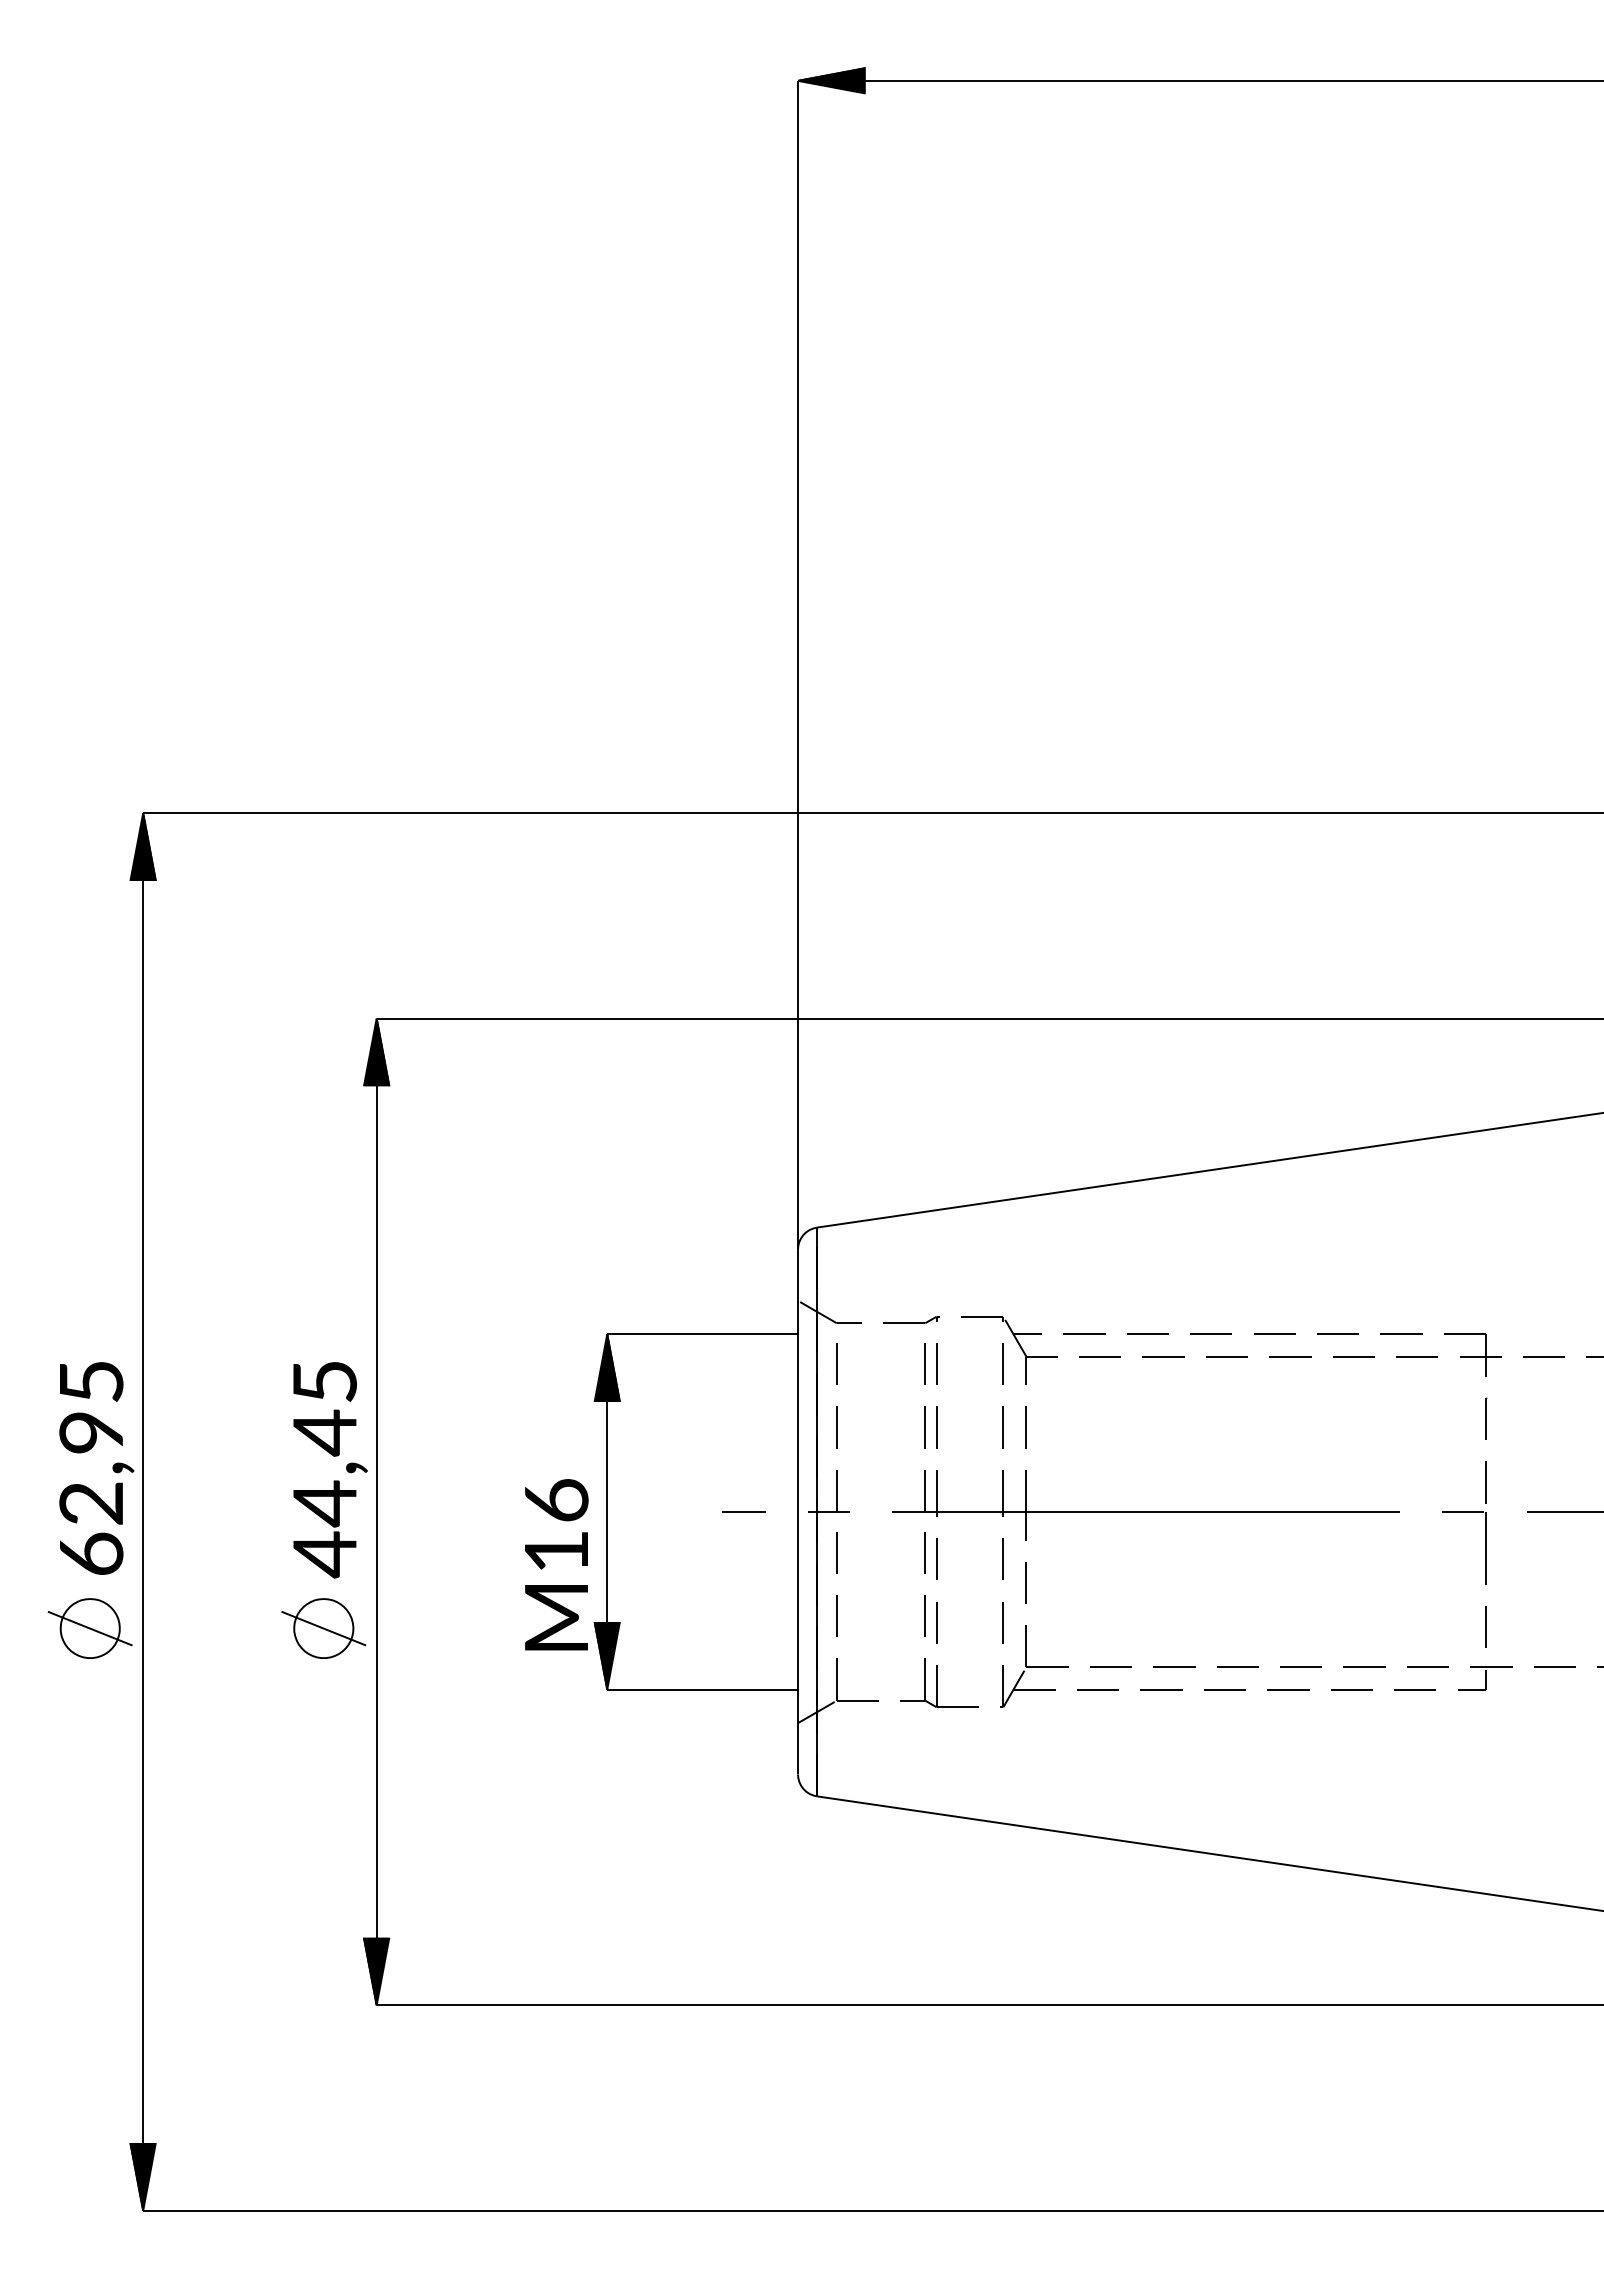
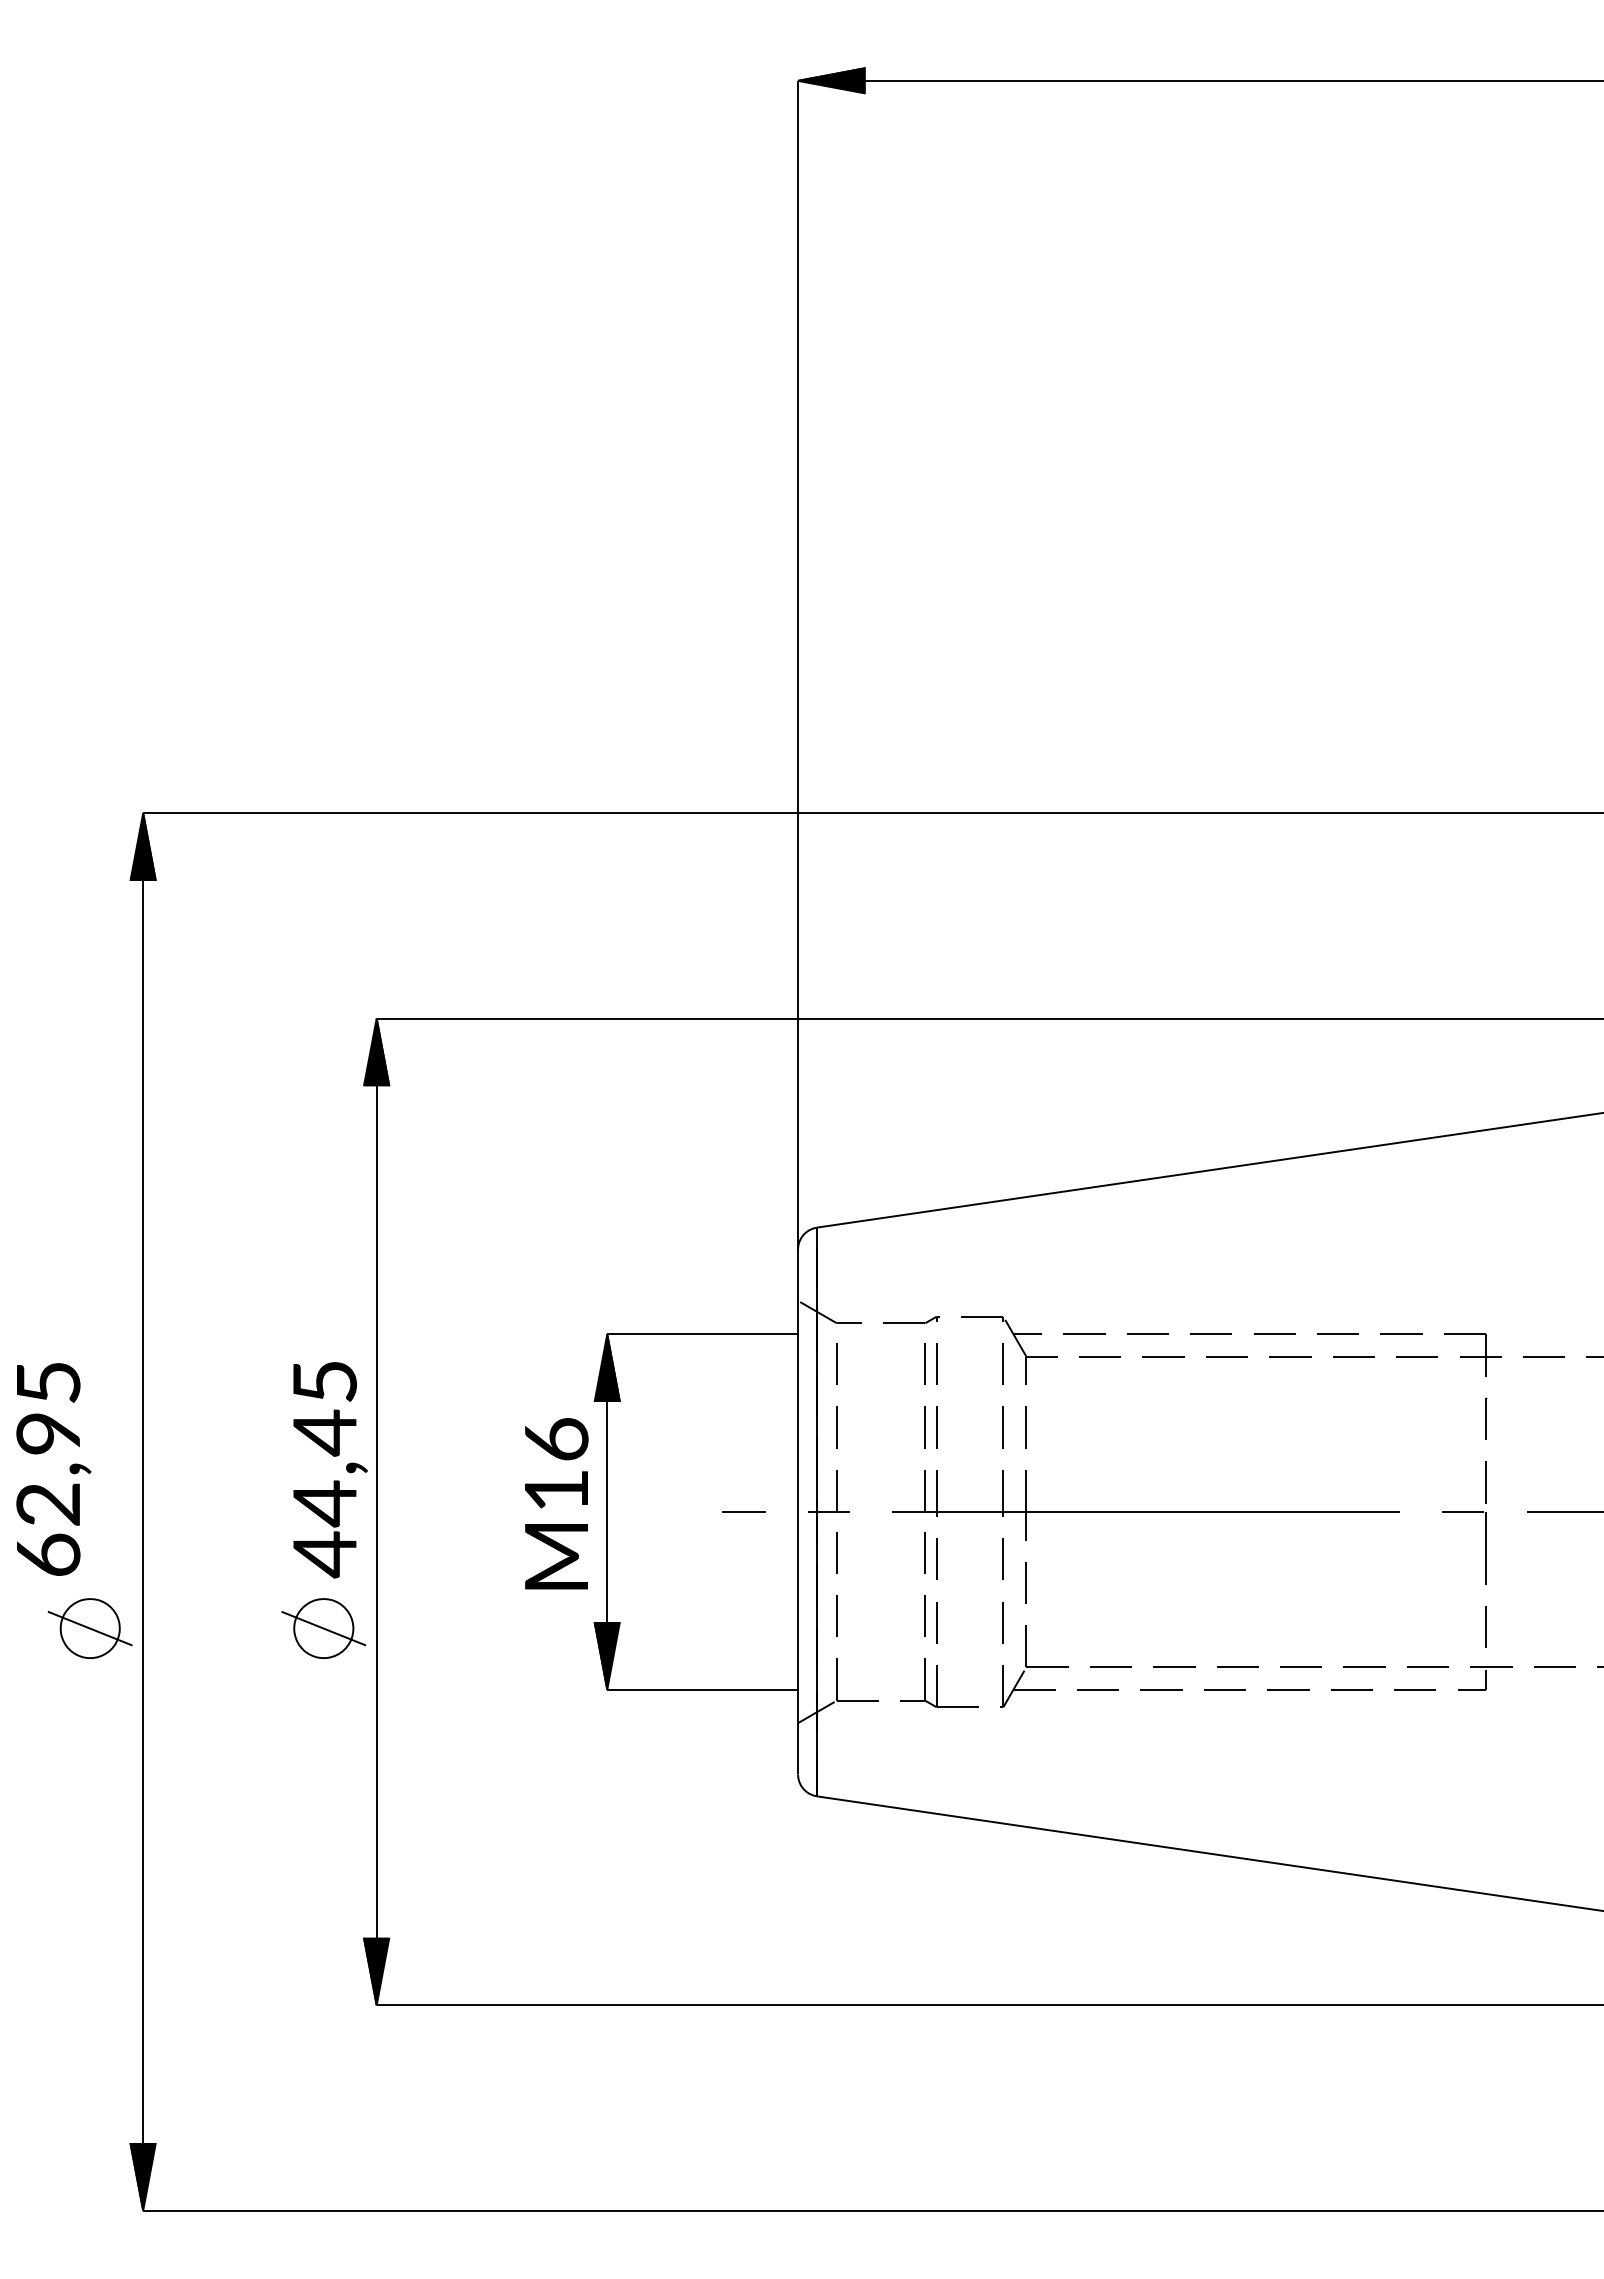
text position: (96, 1468) -> (53, 1469) (53, 1469)
text position: (556, 1564) -> (556, 1503) (556, 1503)
